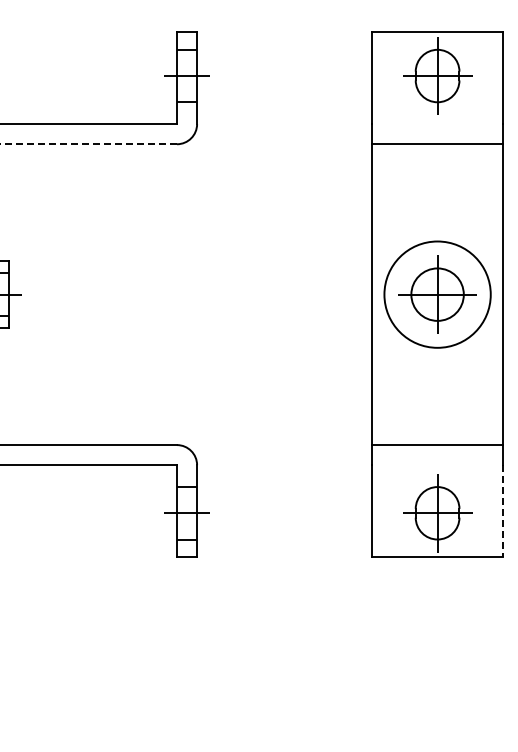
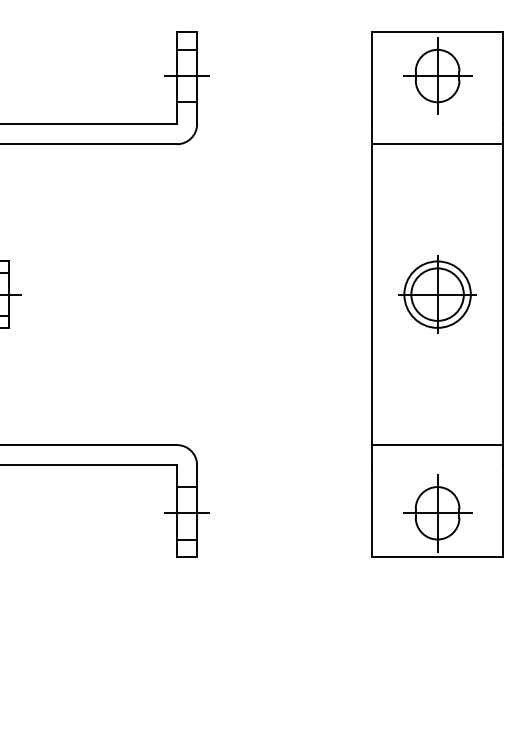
line: dashed -> solid (89, 144)
circle diameter: 106 px -> 66 px (437, 294)
line: dashed -> solid (503, 511)
